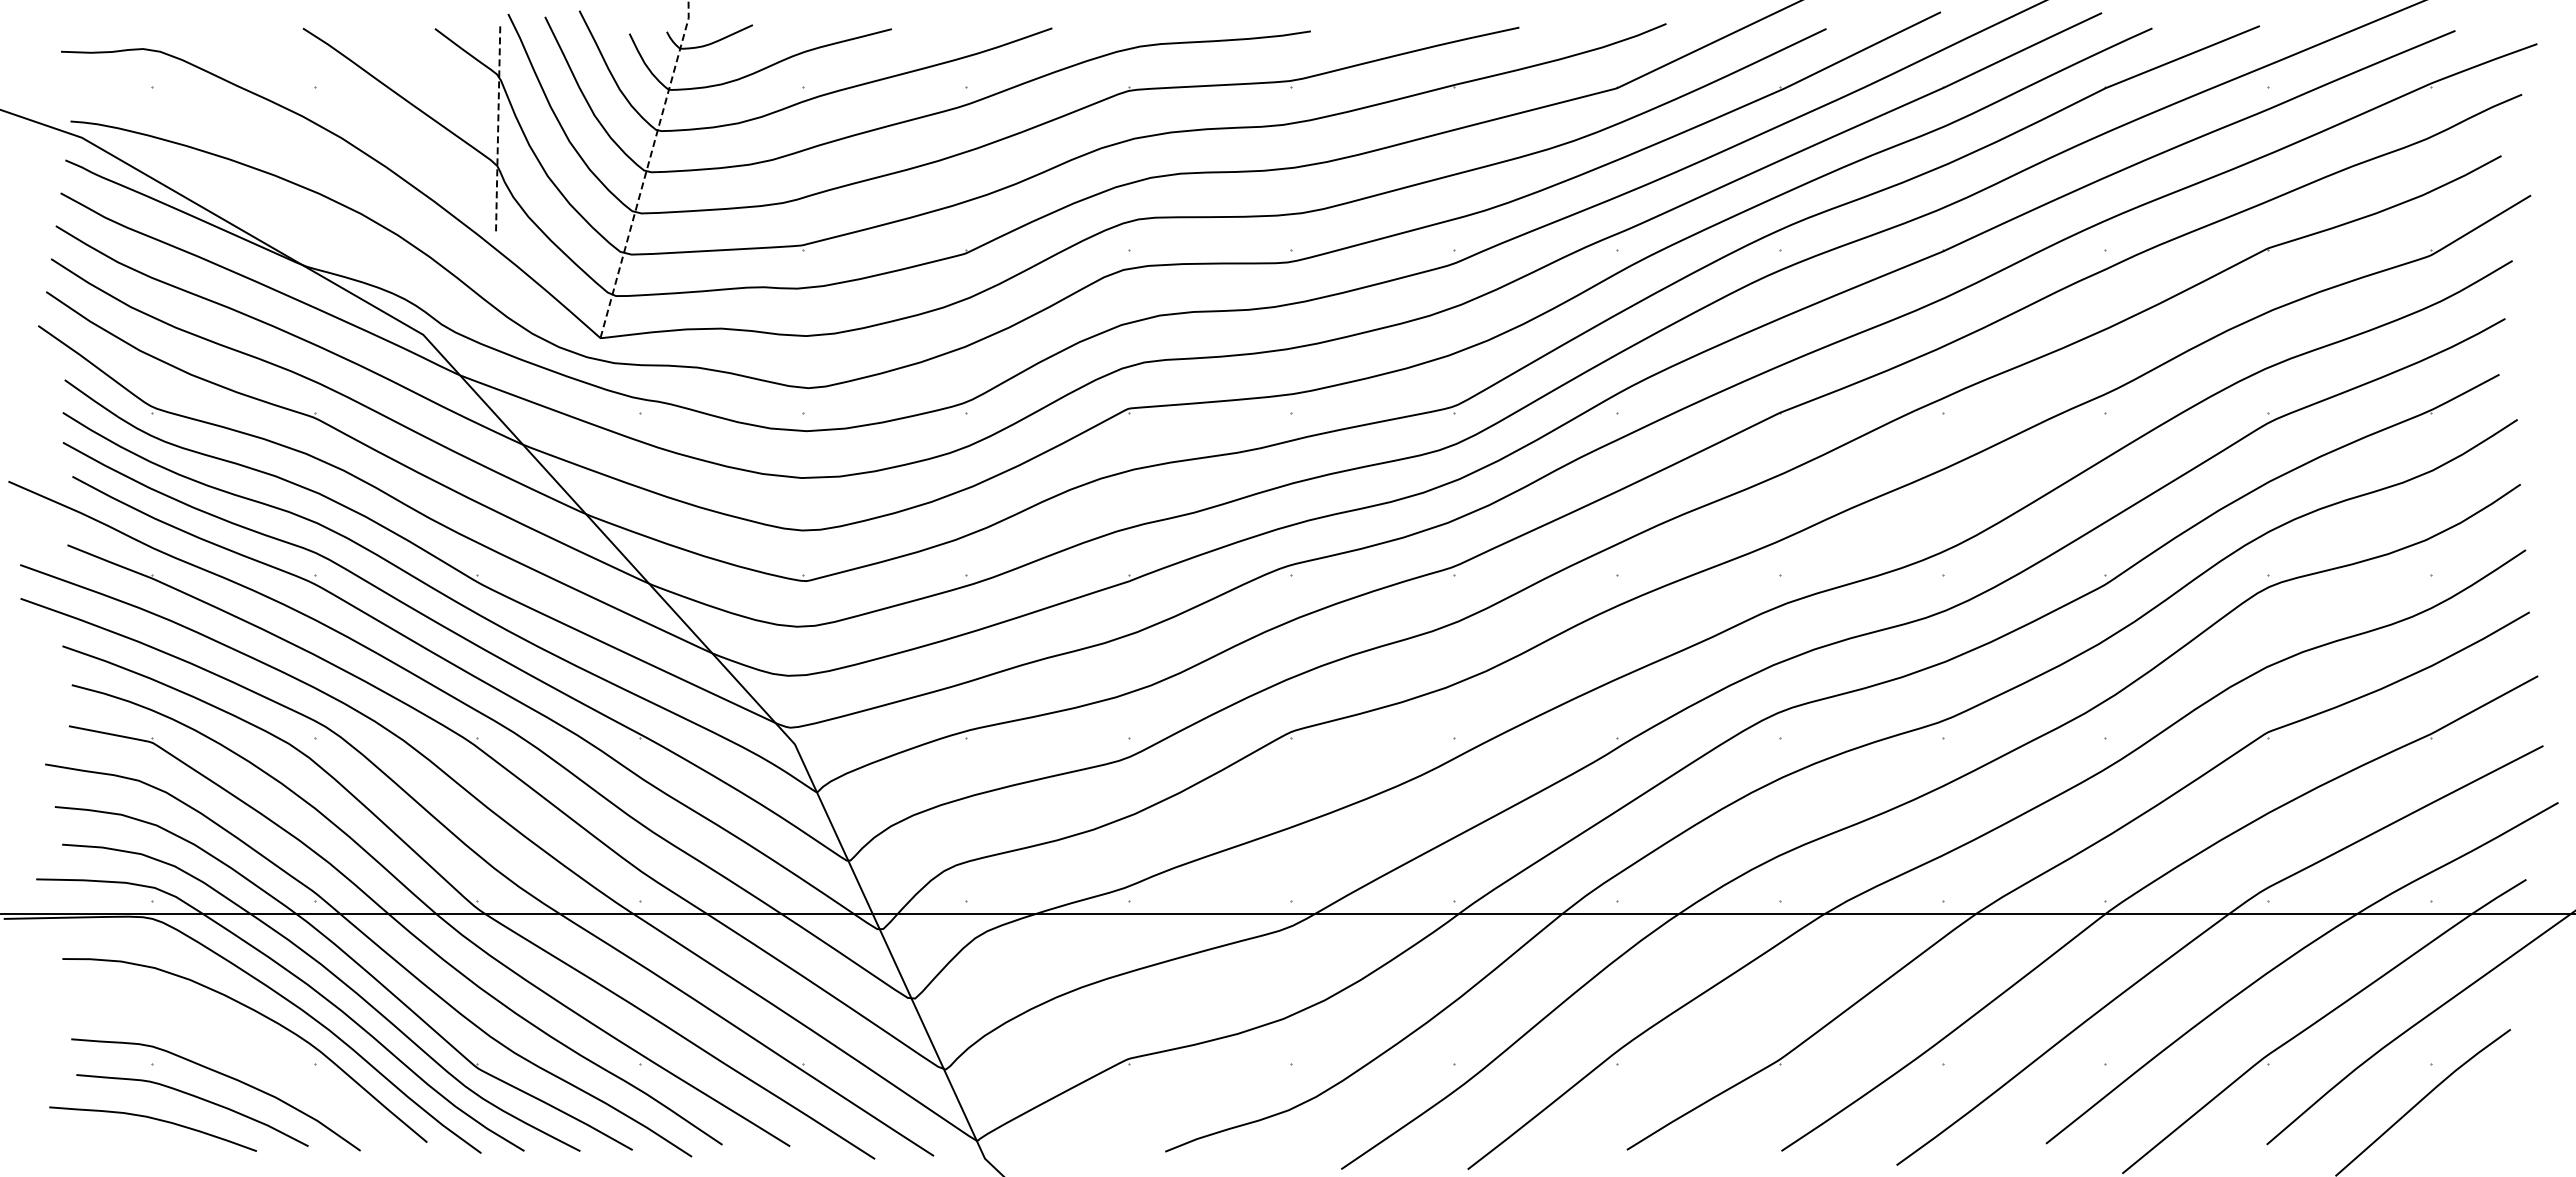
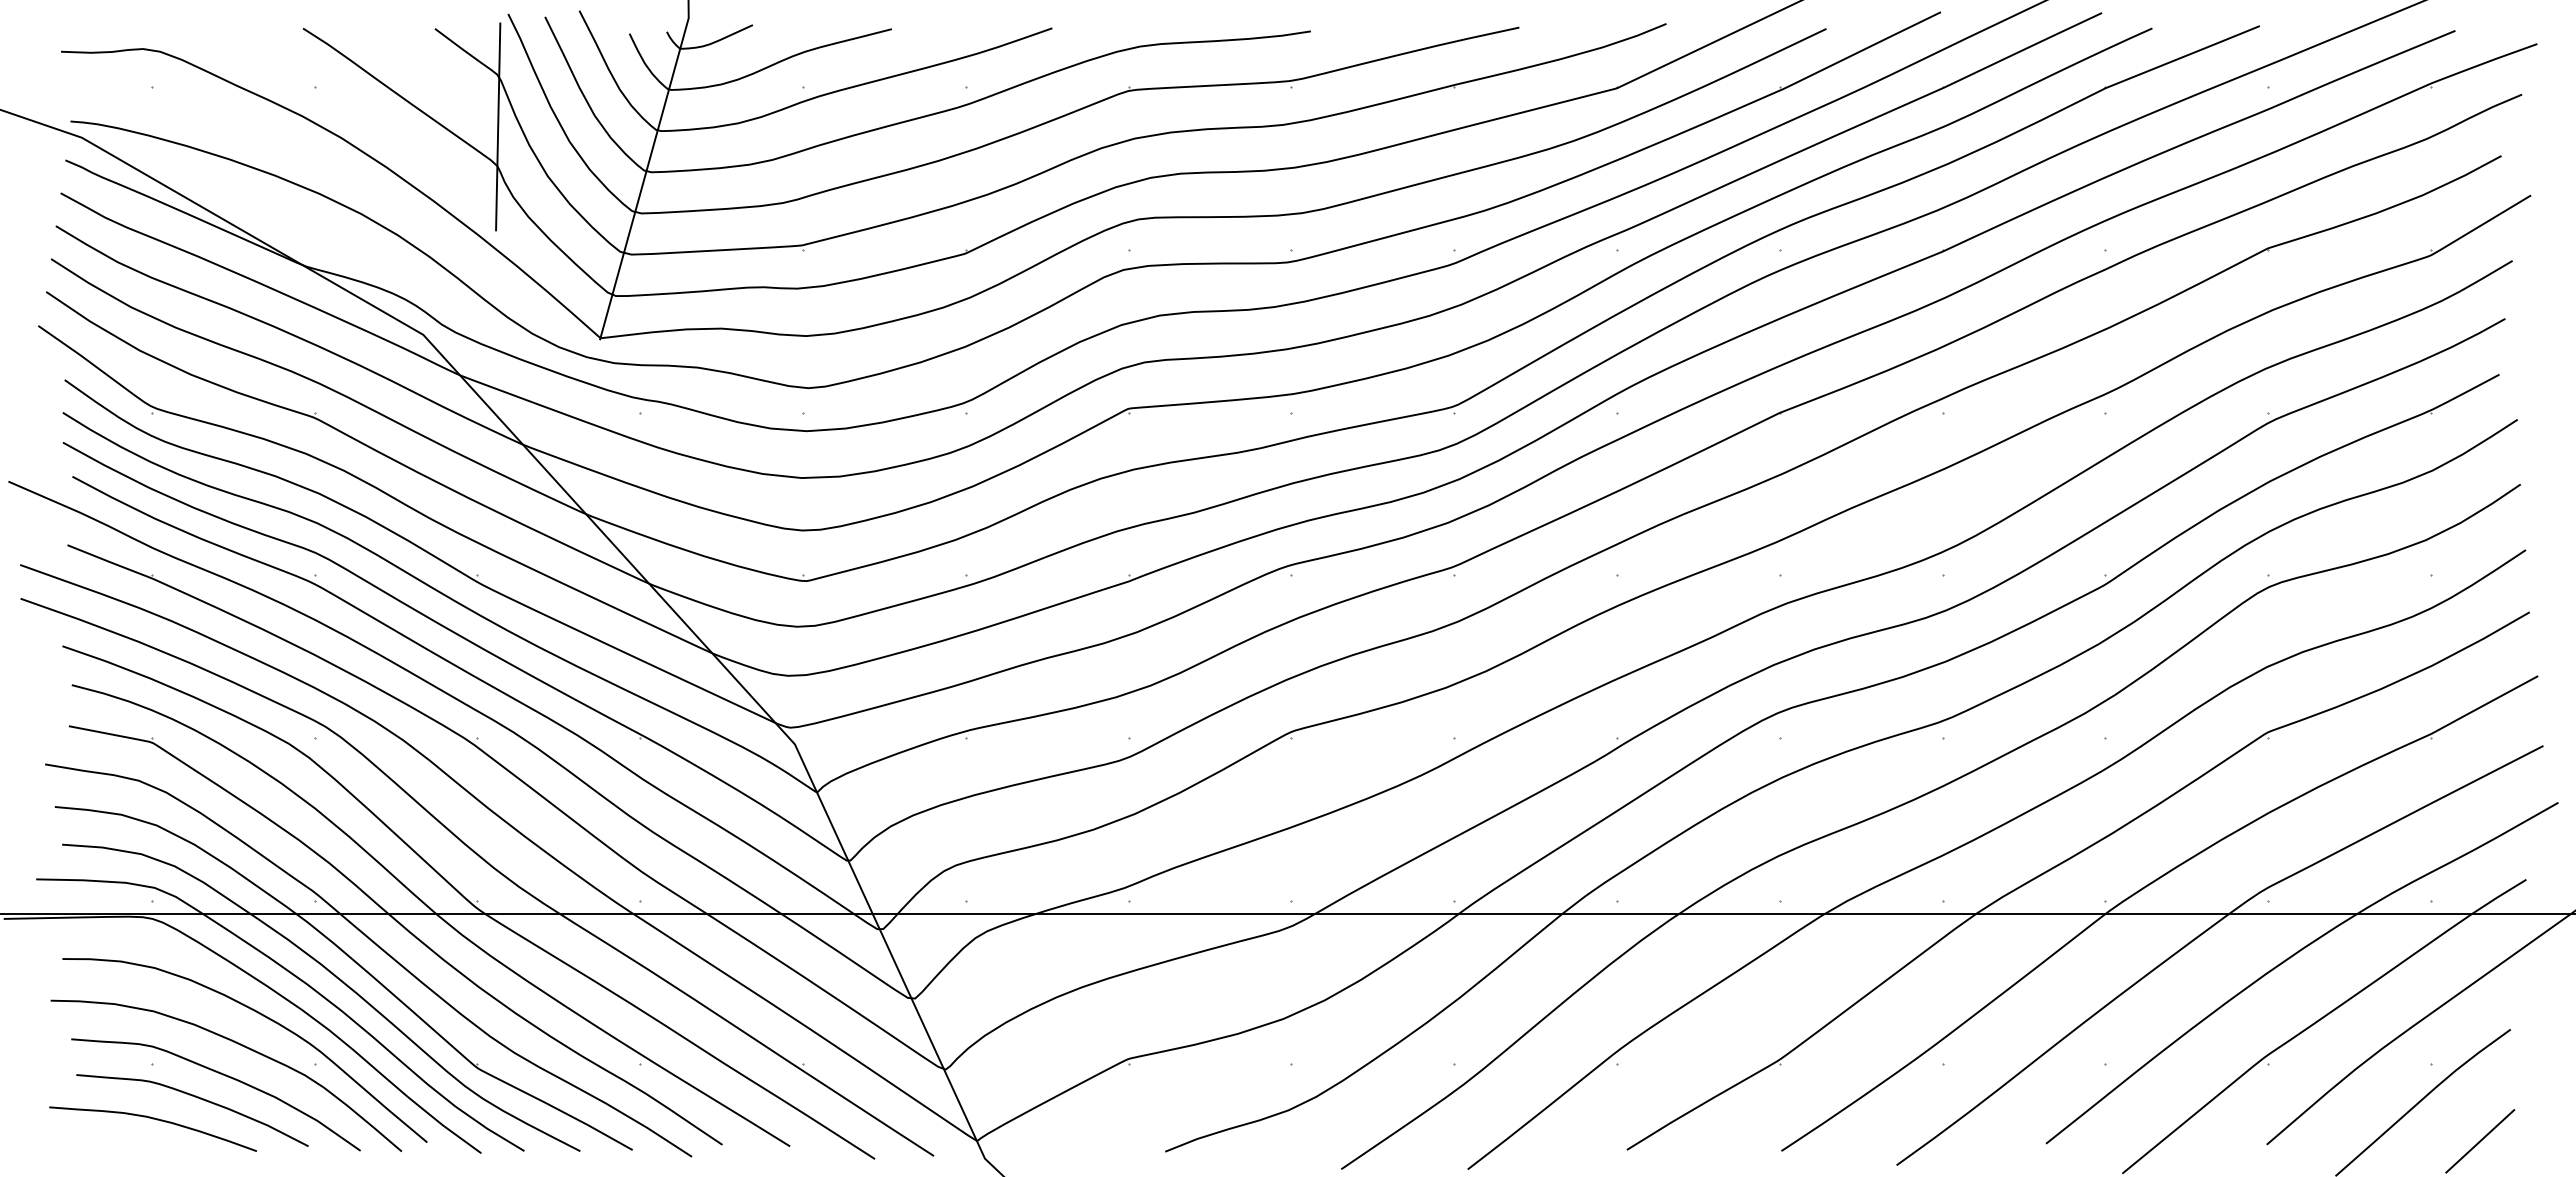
line: dashed -> solid (498, 126)
line: dashed -> solid (646, 170)
curve: none -> present (237, 1044)
line: none -> present (2480, 1141)
